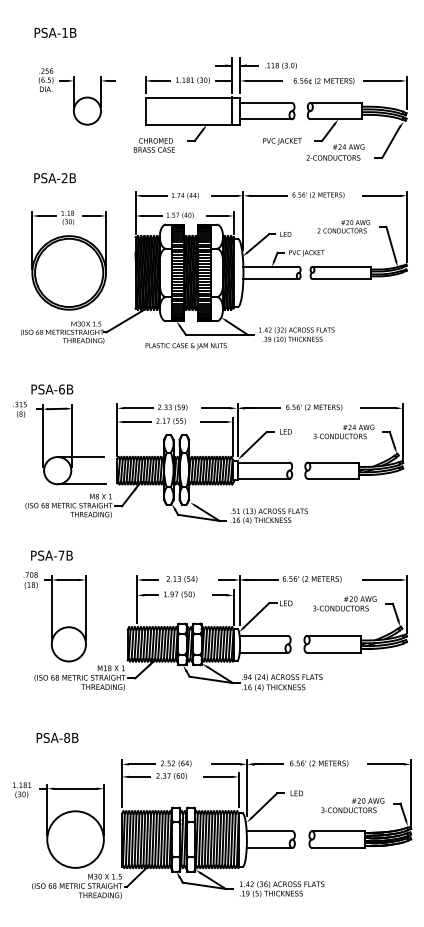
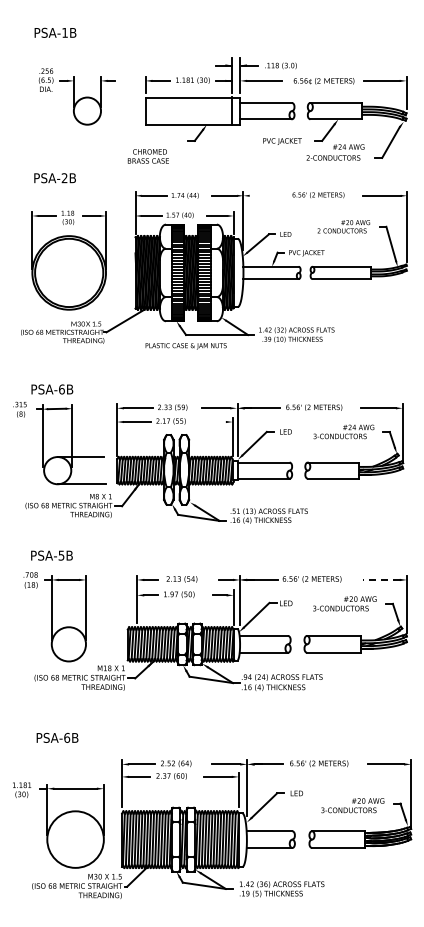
text position: (153, 145) -> (147, 156) (147, 156)
line: present -> none (268, 195)
line: present -> none (213, 422)
text: PSA-7B -> PSA-5B (61, 555)
line: solid -> dashed (381, 579)
text: PSA-8B -> PSA-6B (67, 737)
